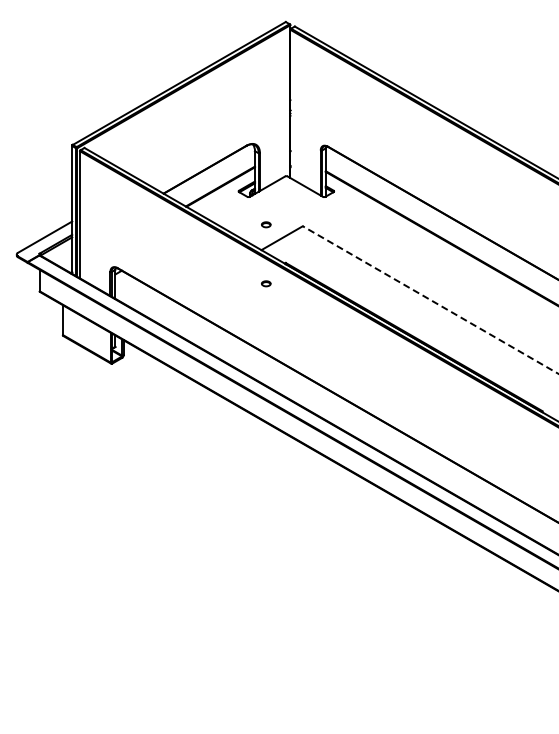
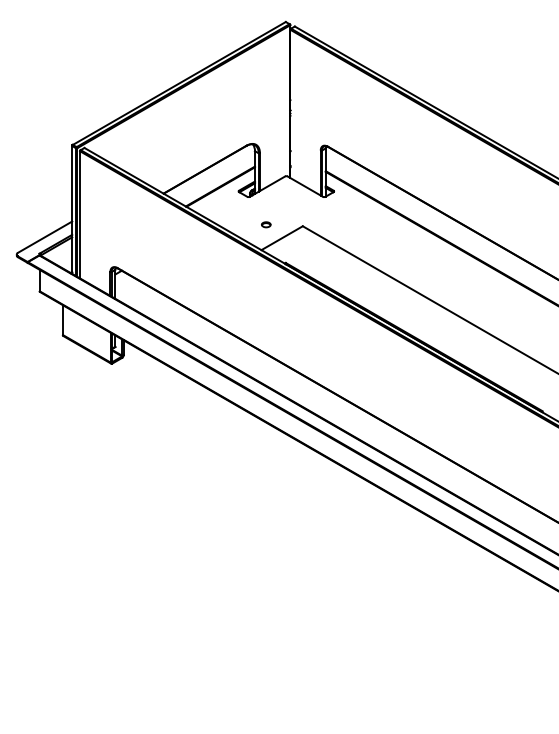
part: present -> none (266, 283)
line: dashed -> solid (430, 300)
